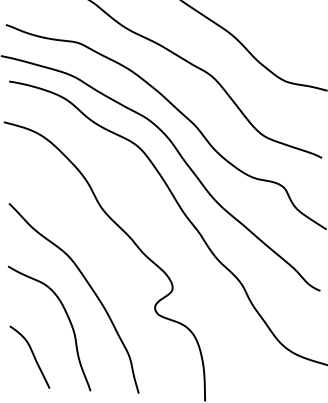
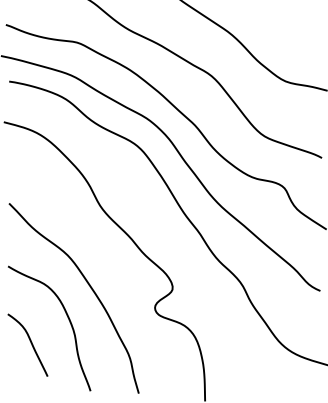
curve position: (32, 355) -> (30, 343) (30, 343)
